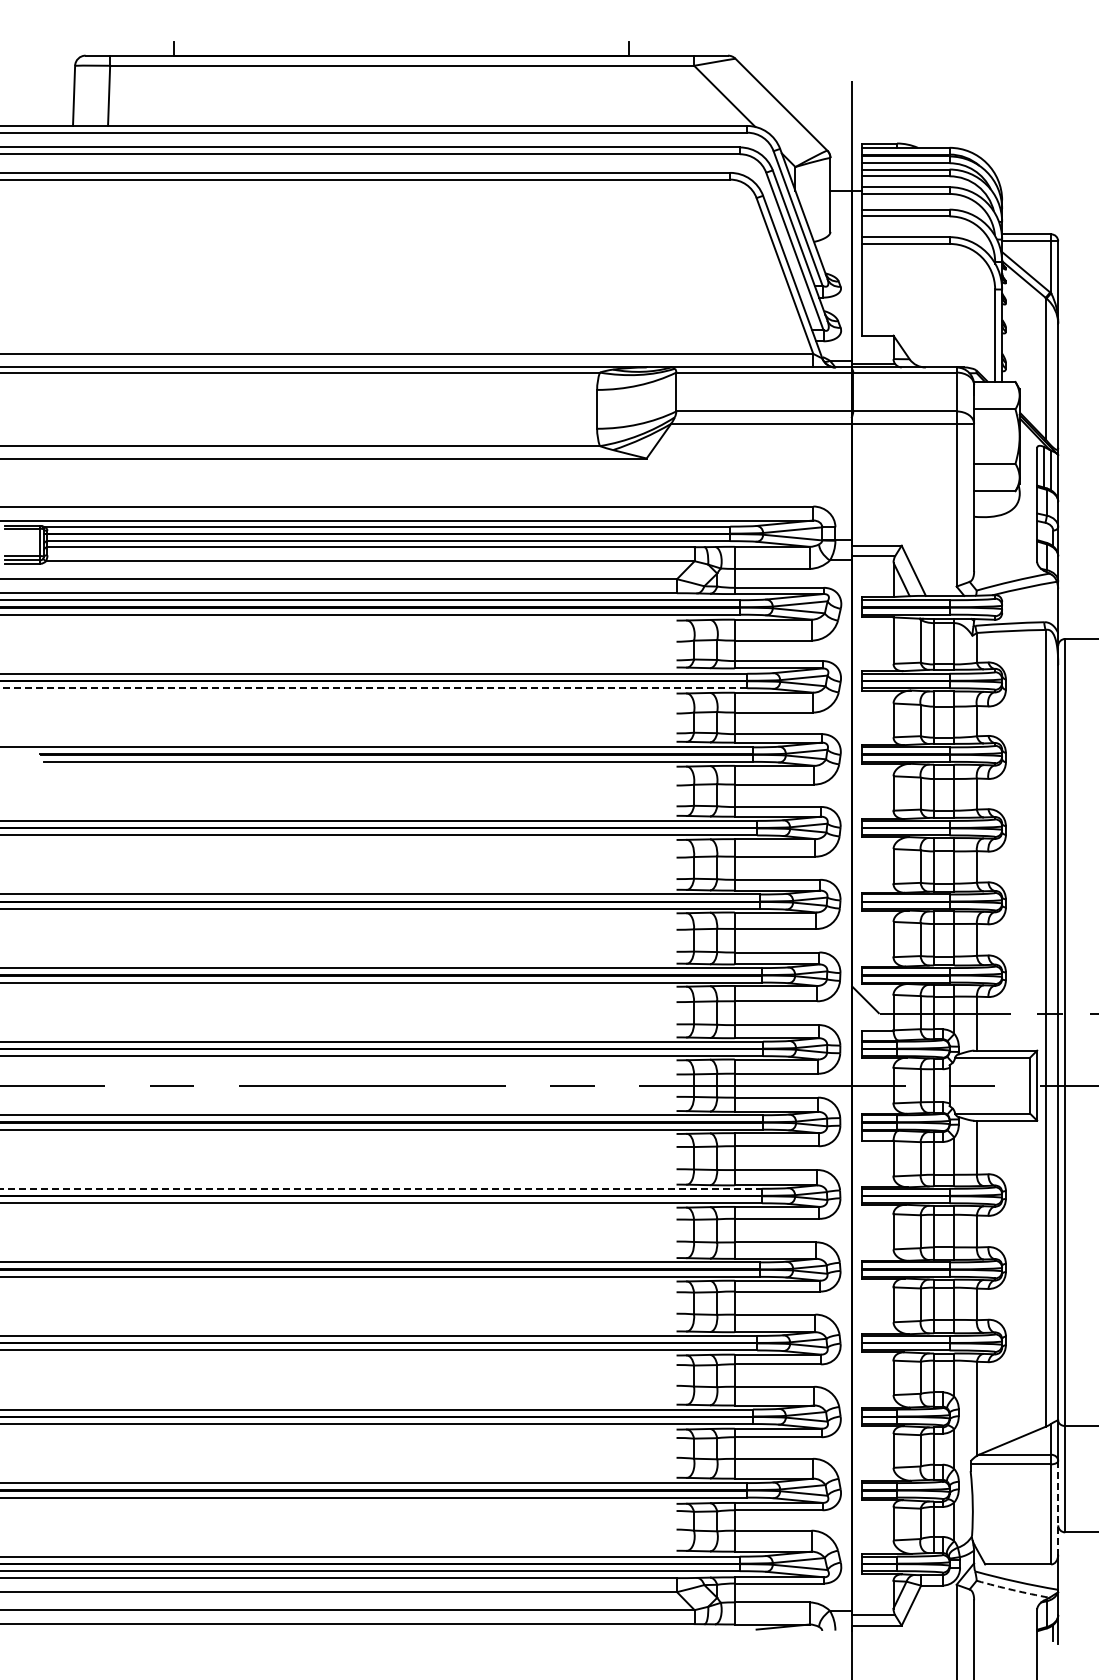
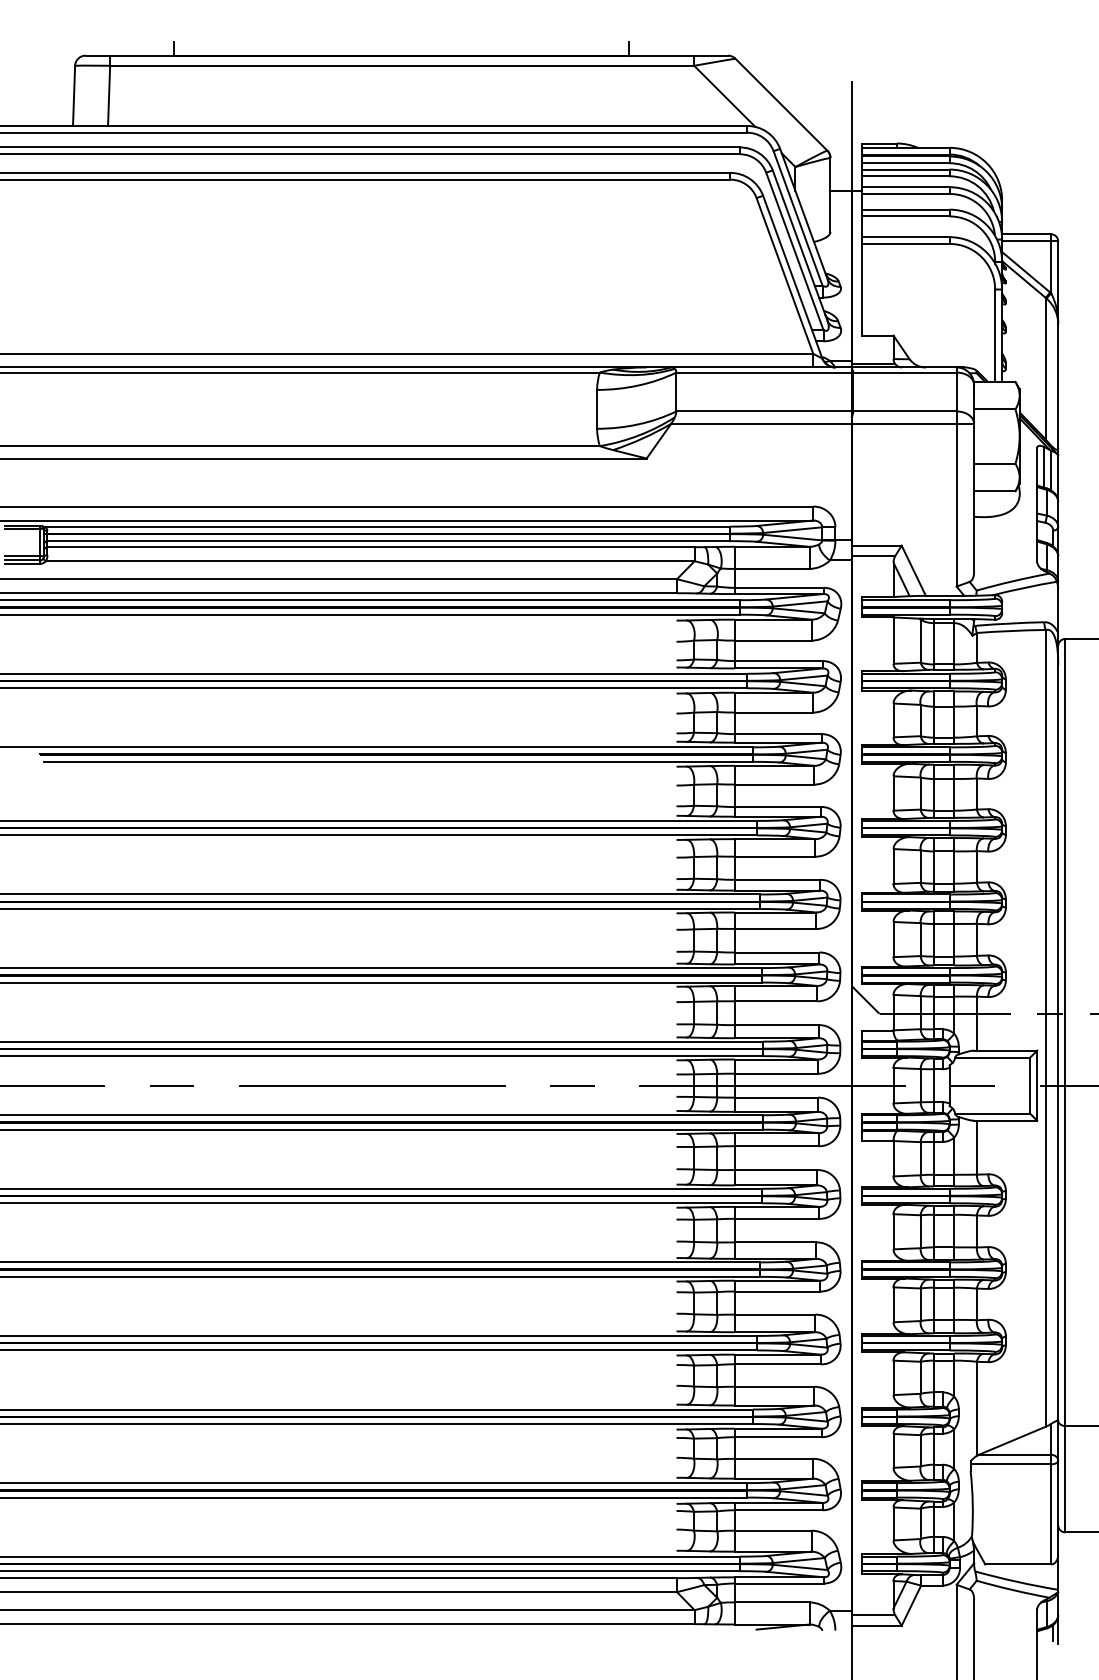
line: dashed -> solid (373, 688)
line: dashed -> solid (381, 1188)
line: dashed -> solid (1058, 1508)
arc: dashed -> solid (1012, 1590)
